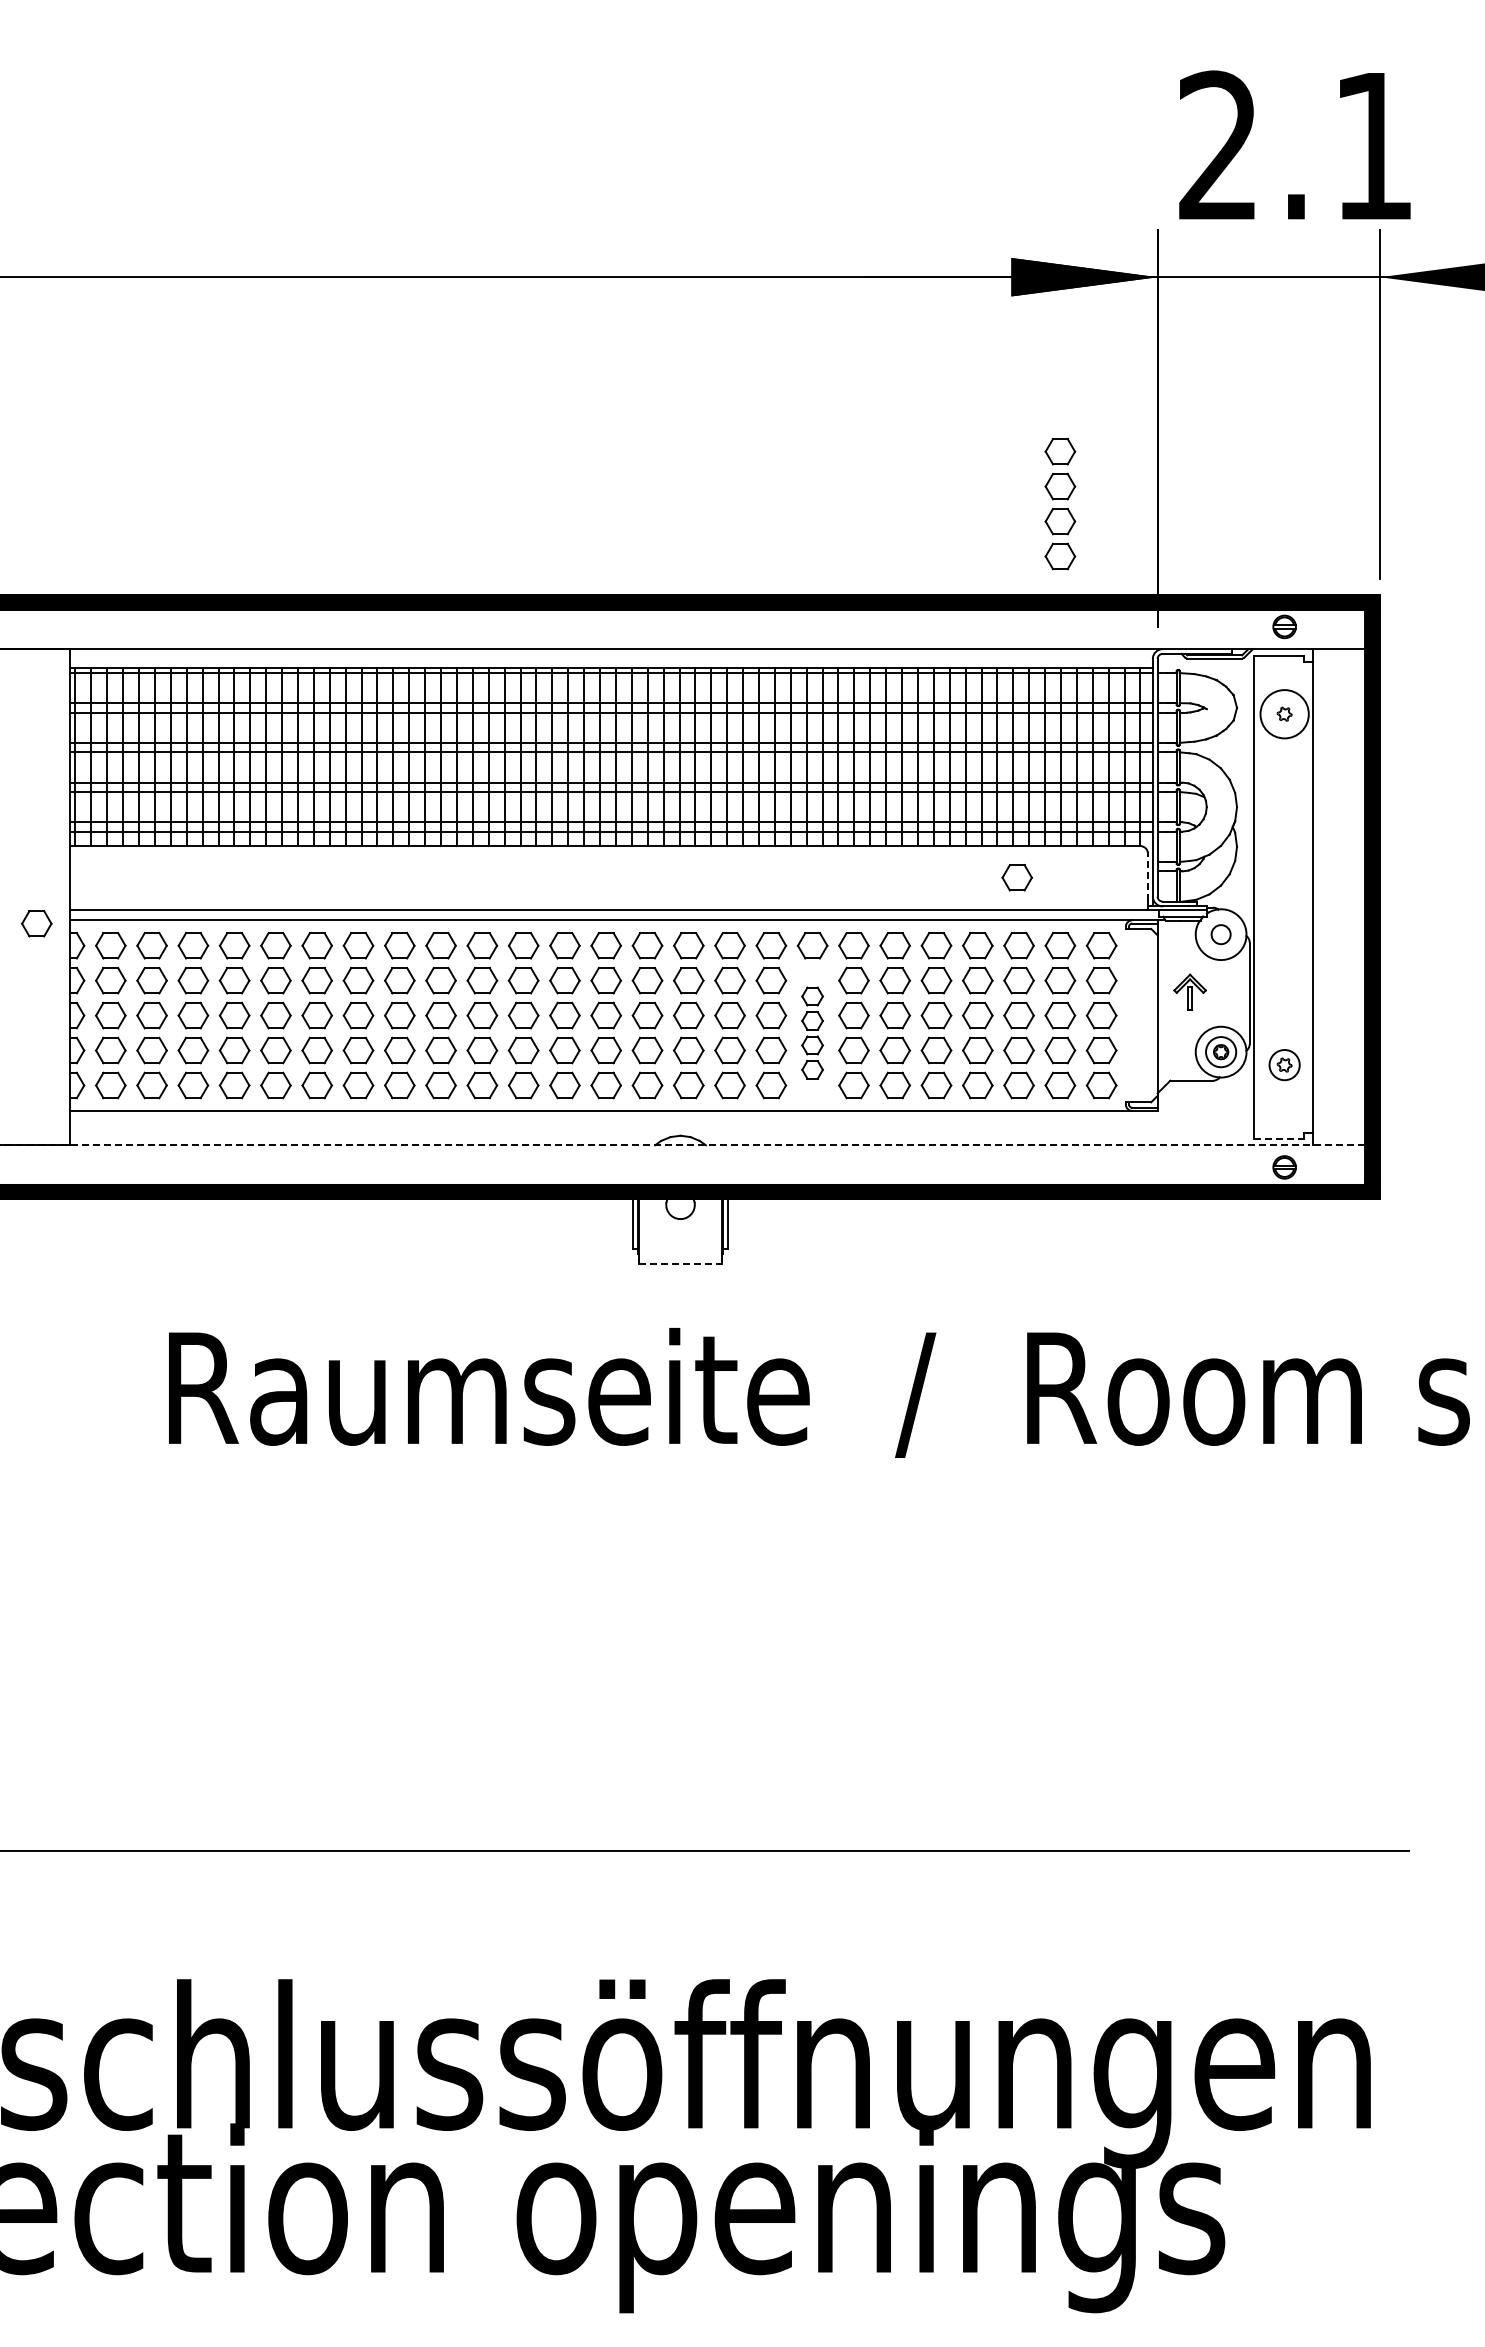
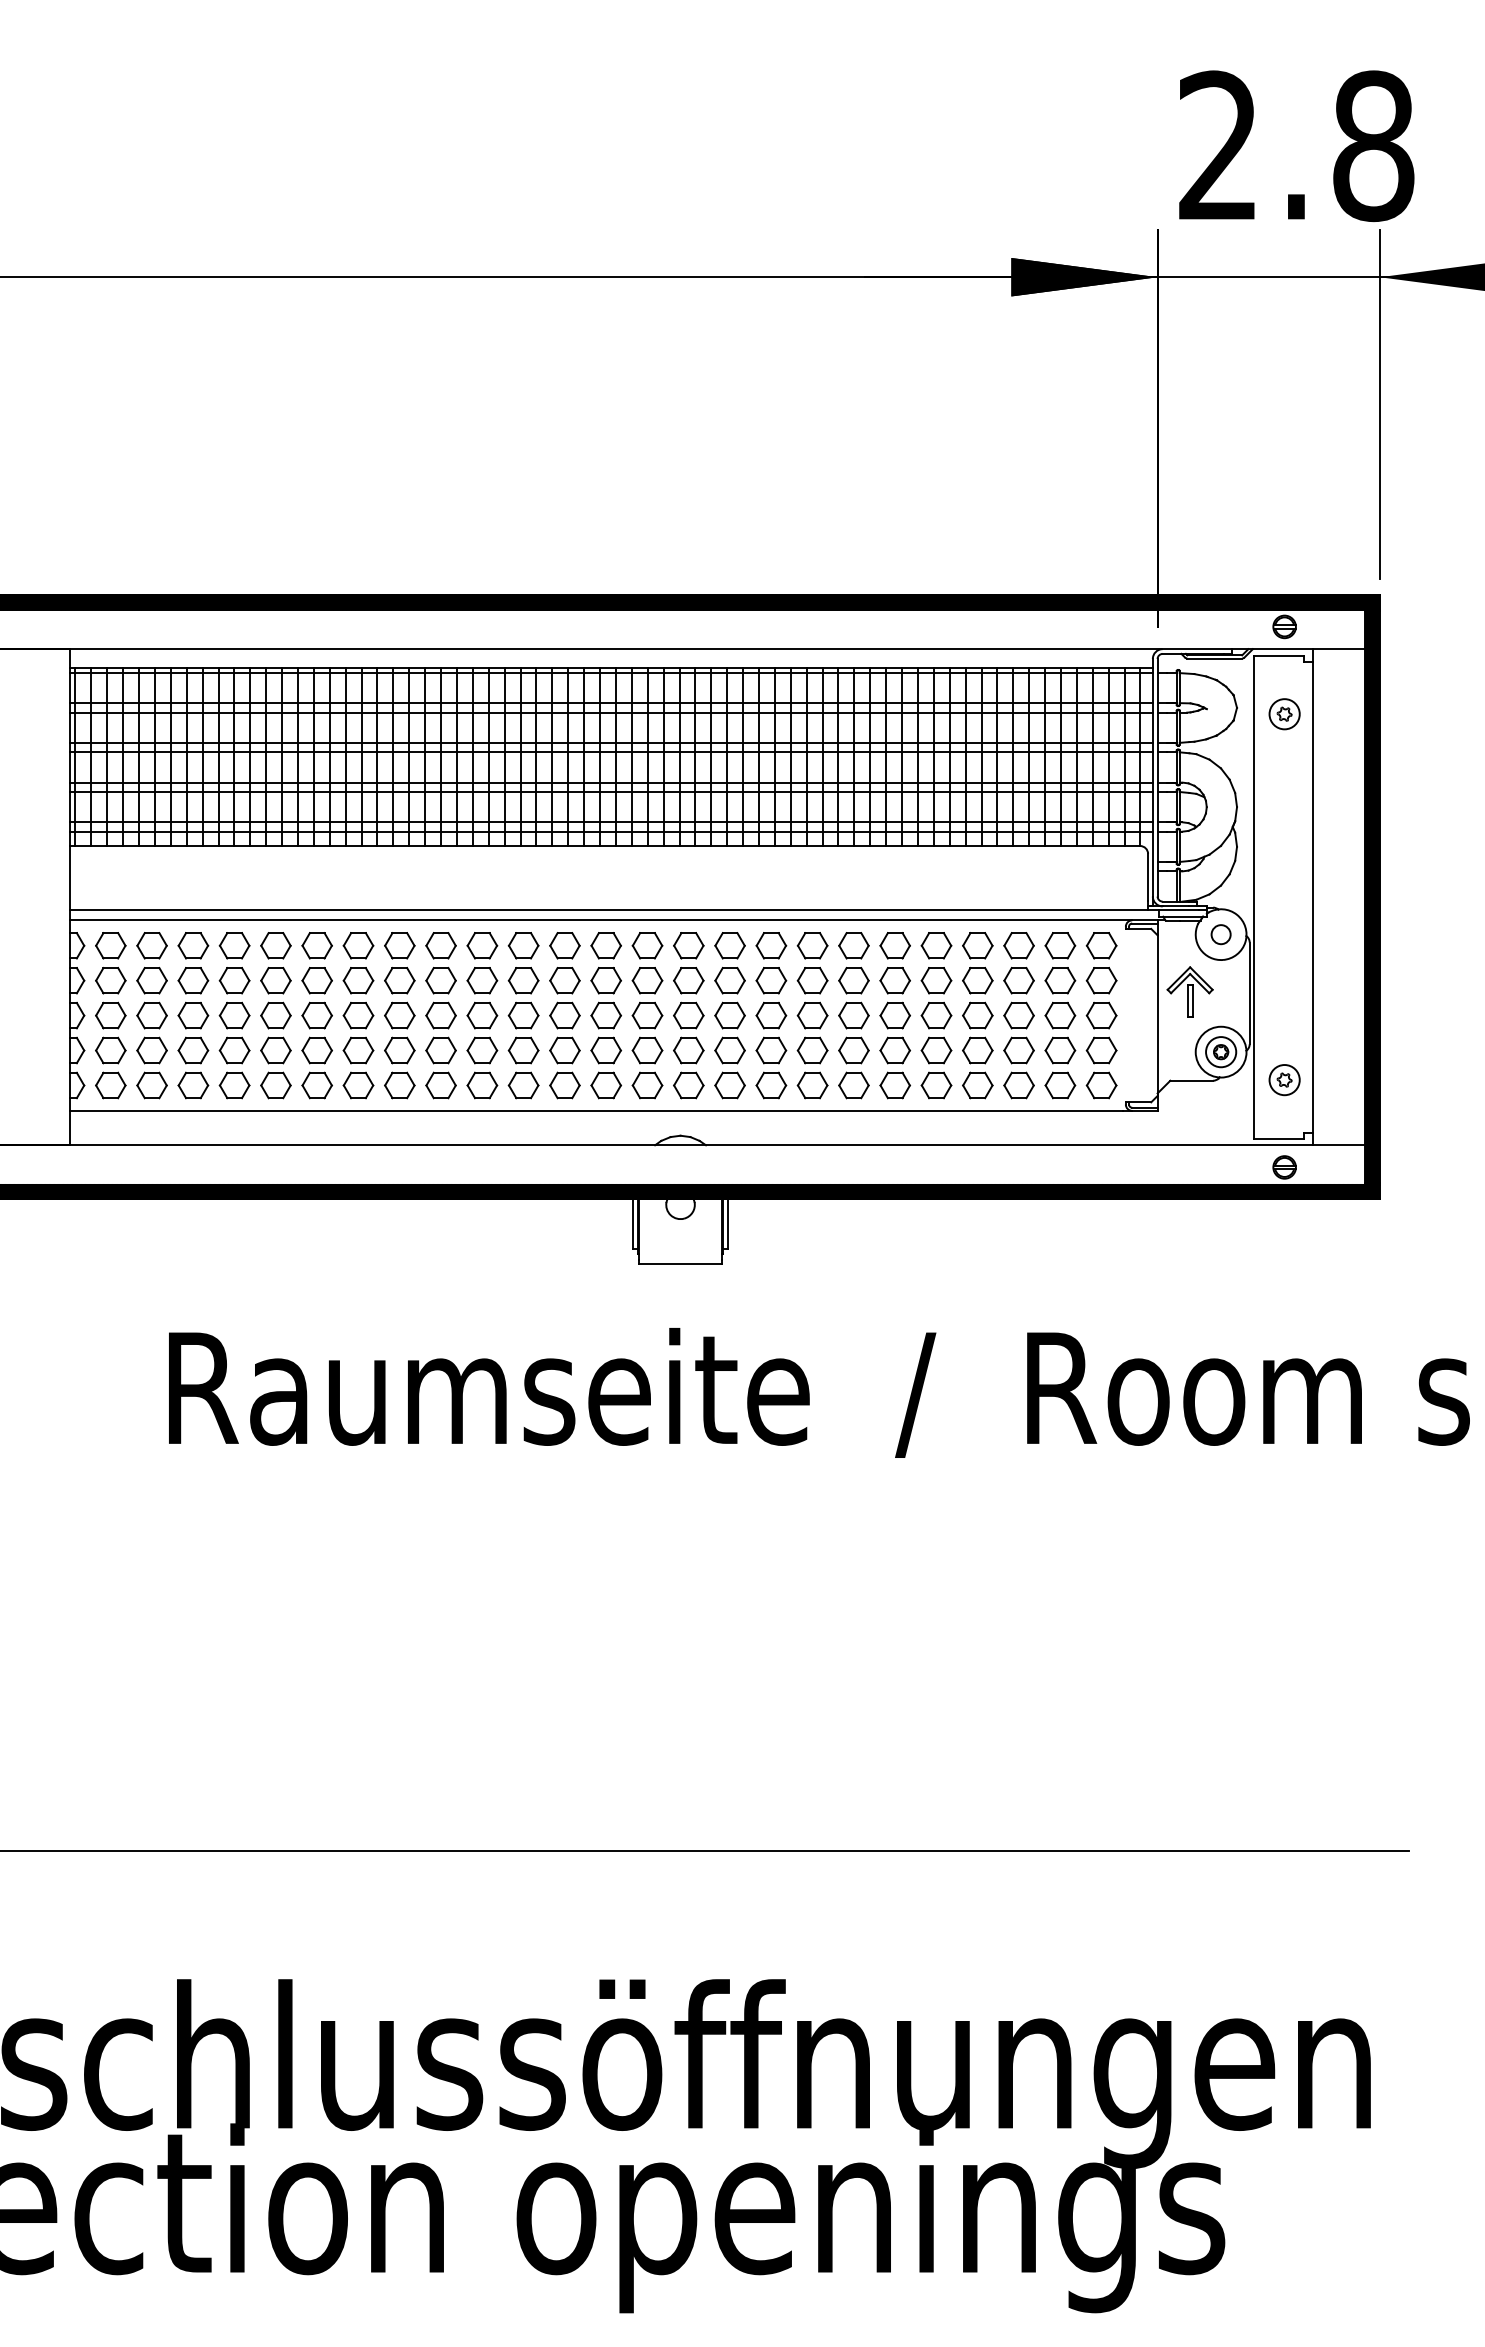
text: 2.1 -> 2.8 (1373, 146)
part: present -> none (1060, 504)
circle diameter: 48 px -> 30 px (1284, 714)
part: present -> none (1016, 877)
line: dashed -> solid (1148, 877)
part: present -> none (36, 923)
part size: 34x38 px -> 48x52 px (1189, 991)
part size: 23x94 px -> 33x133 px (812, 1033)
part position: (1284, 1065) -> (1284, 1080) (1284, 1080)
line: dashed -> solid (1279, 1138)
line: dashed -> solid (682, 1145)
line: dashed -> solid (681, 1263)
